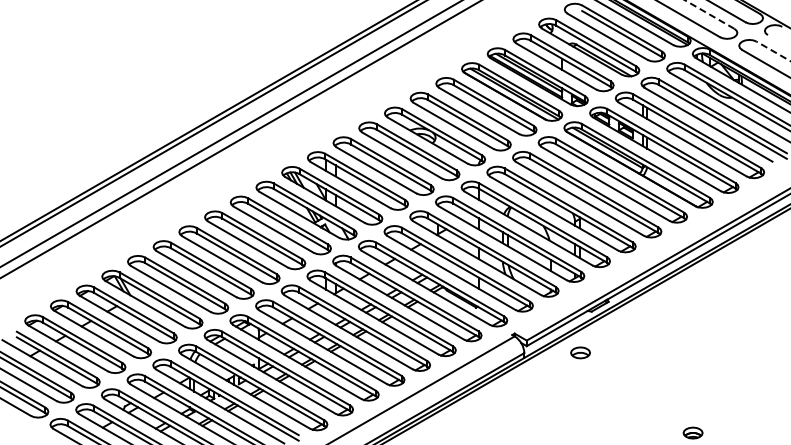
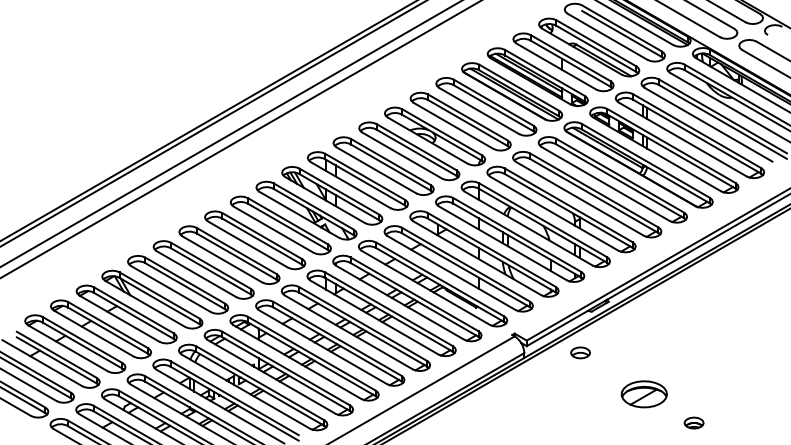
line: dashed -> solid (709, 14)
line: dashed -> solid (772, 51)
part: none -> present (643, 394)
part position: (692, 432) -> (693, 422) (693, 422)
